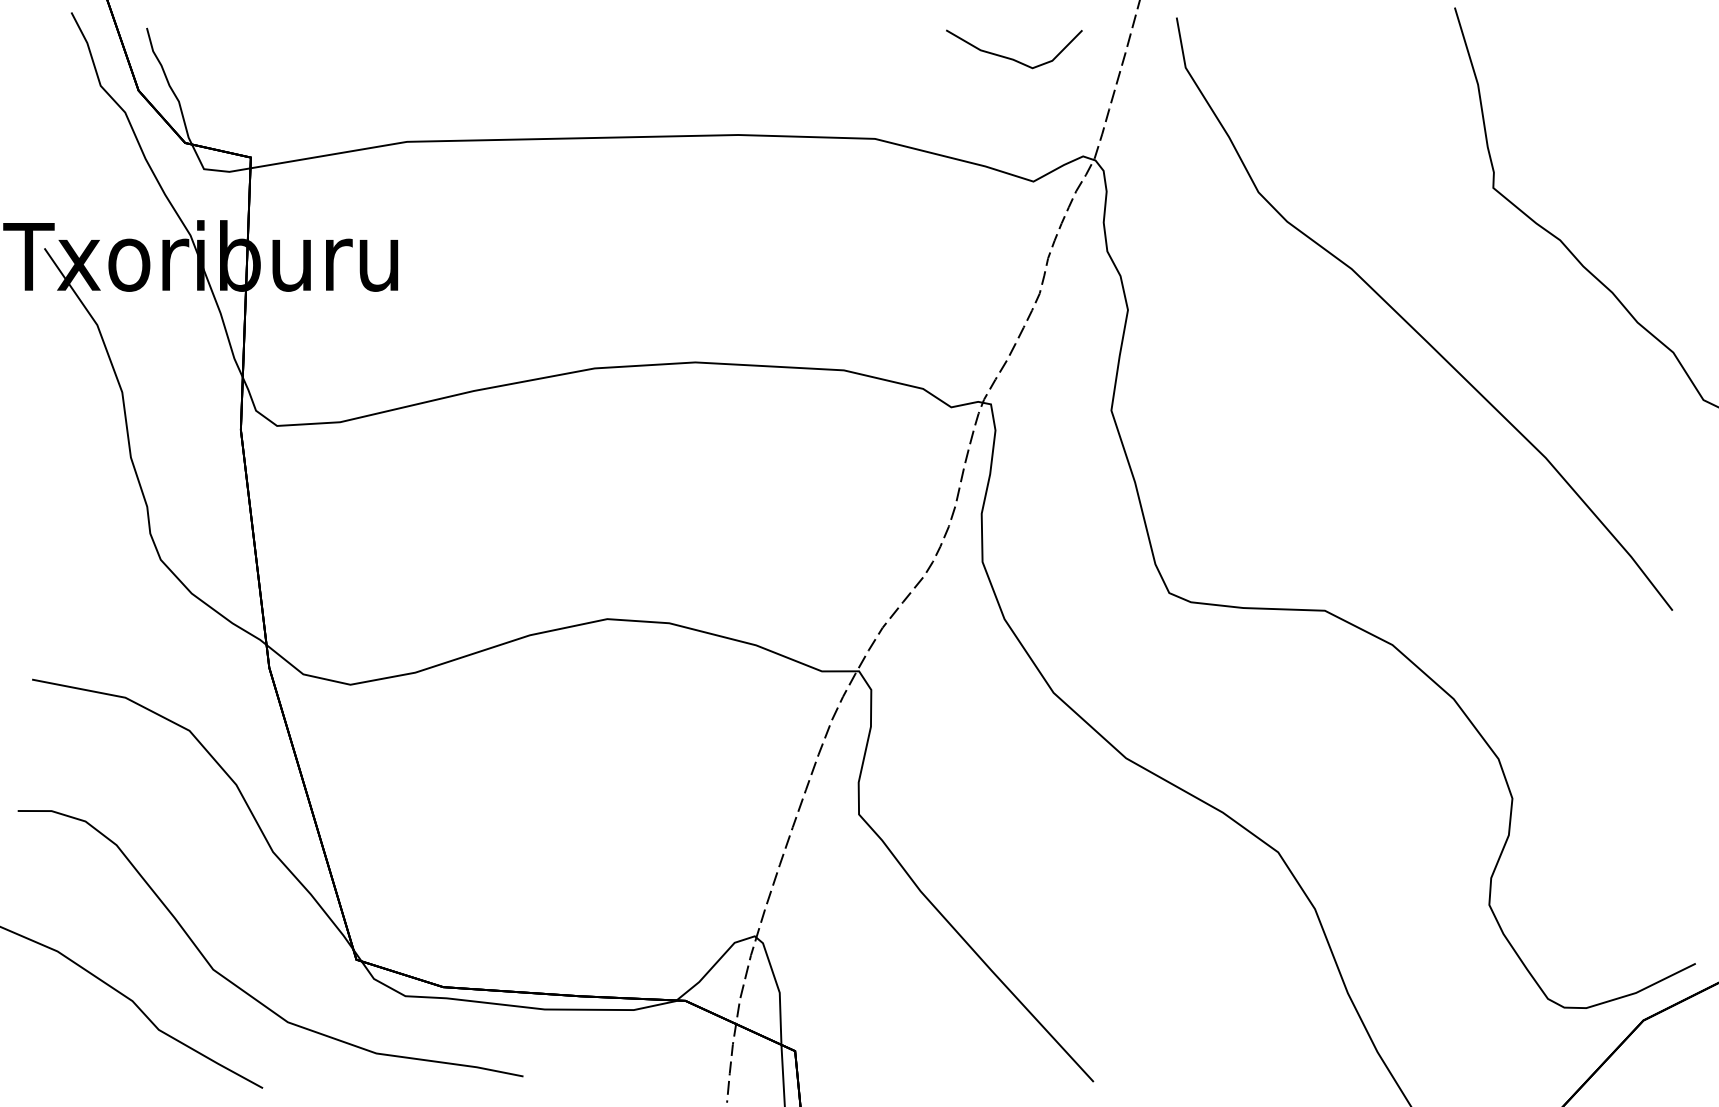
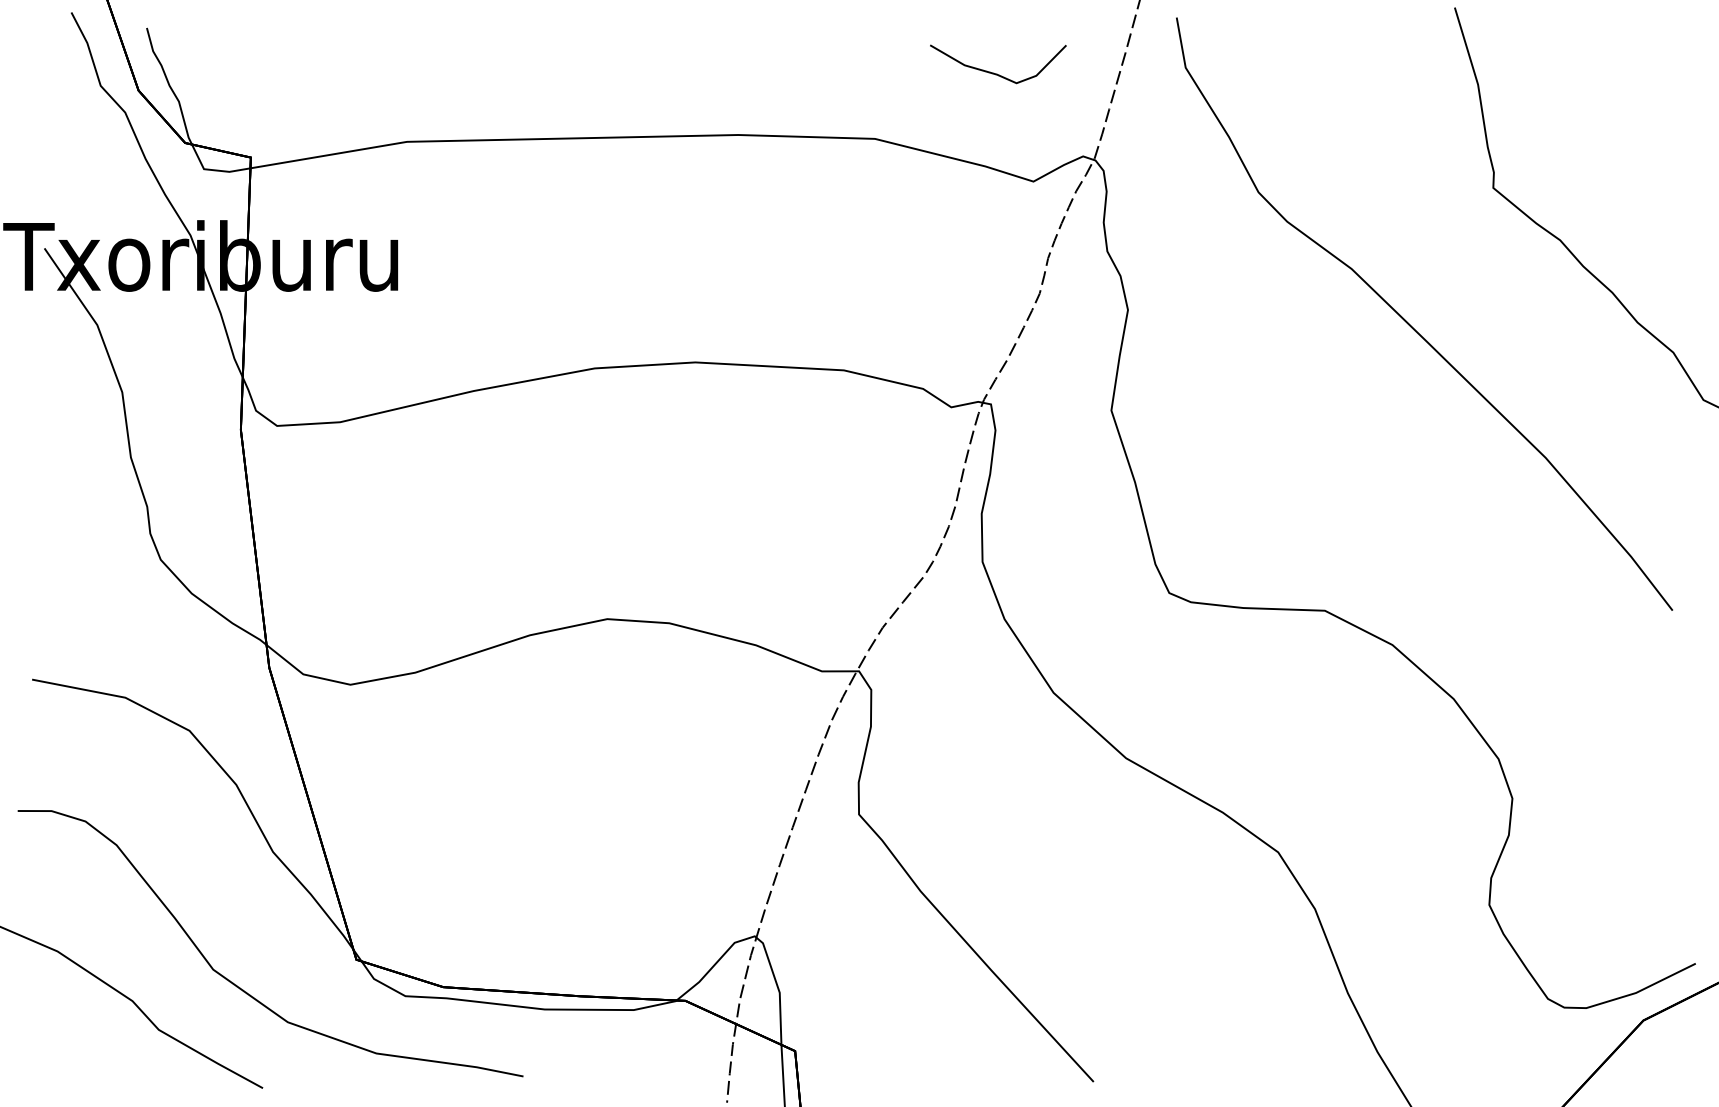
curve position: (1013, 58) -> (997, 73) (997, 73)
